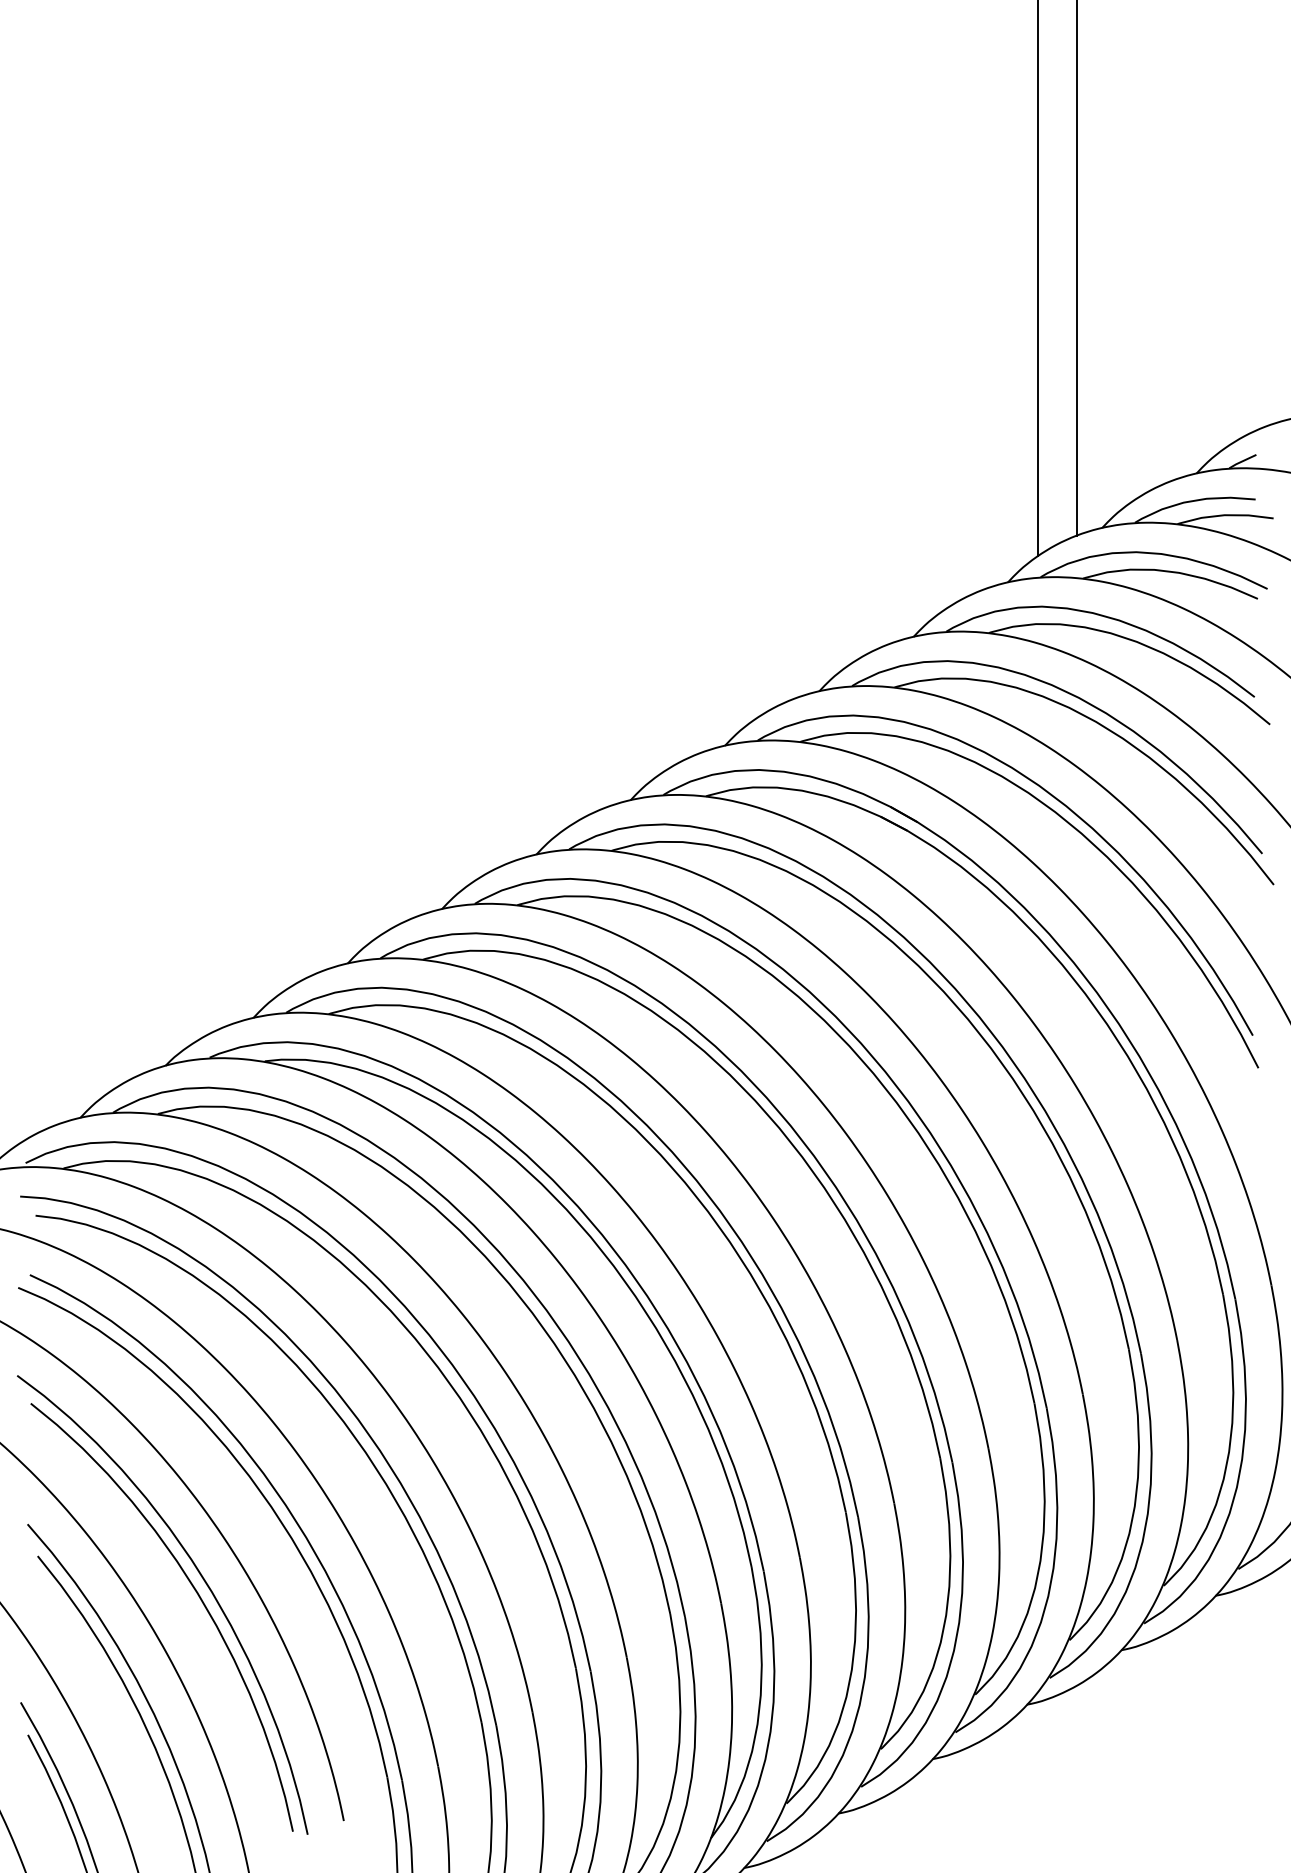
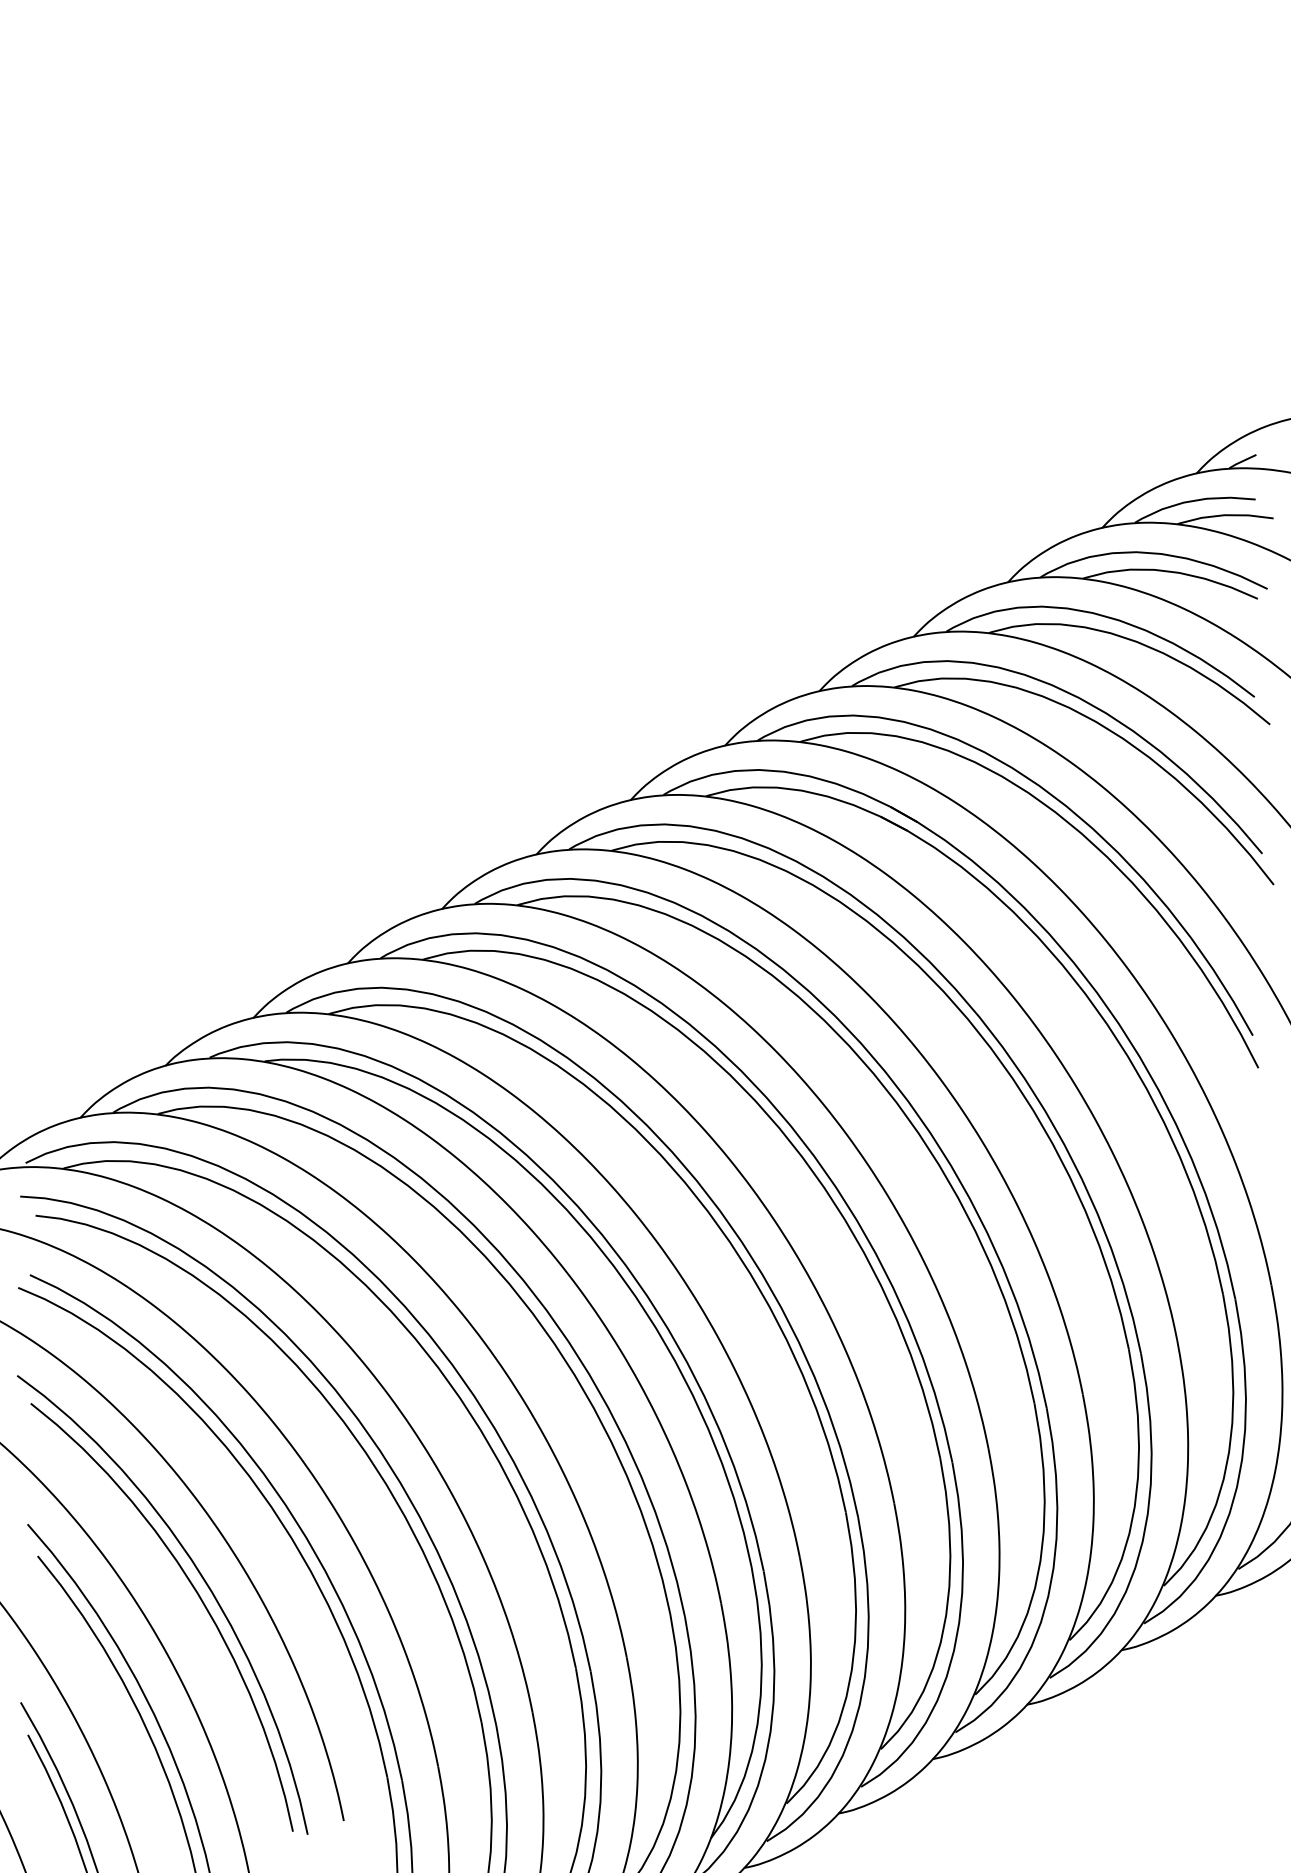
line: present -> none (1076, 268)
line: present -> none (1037, 279)
